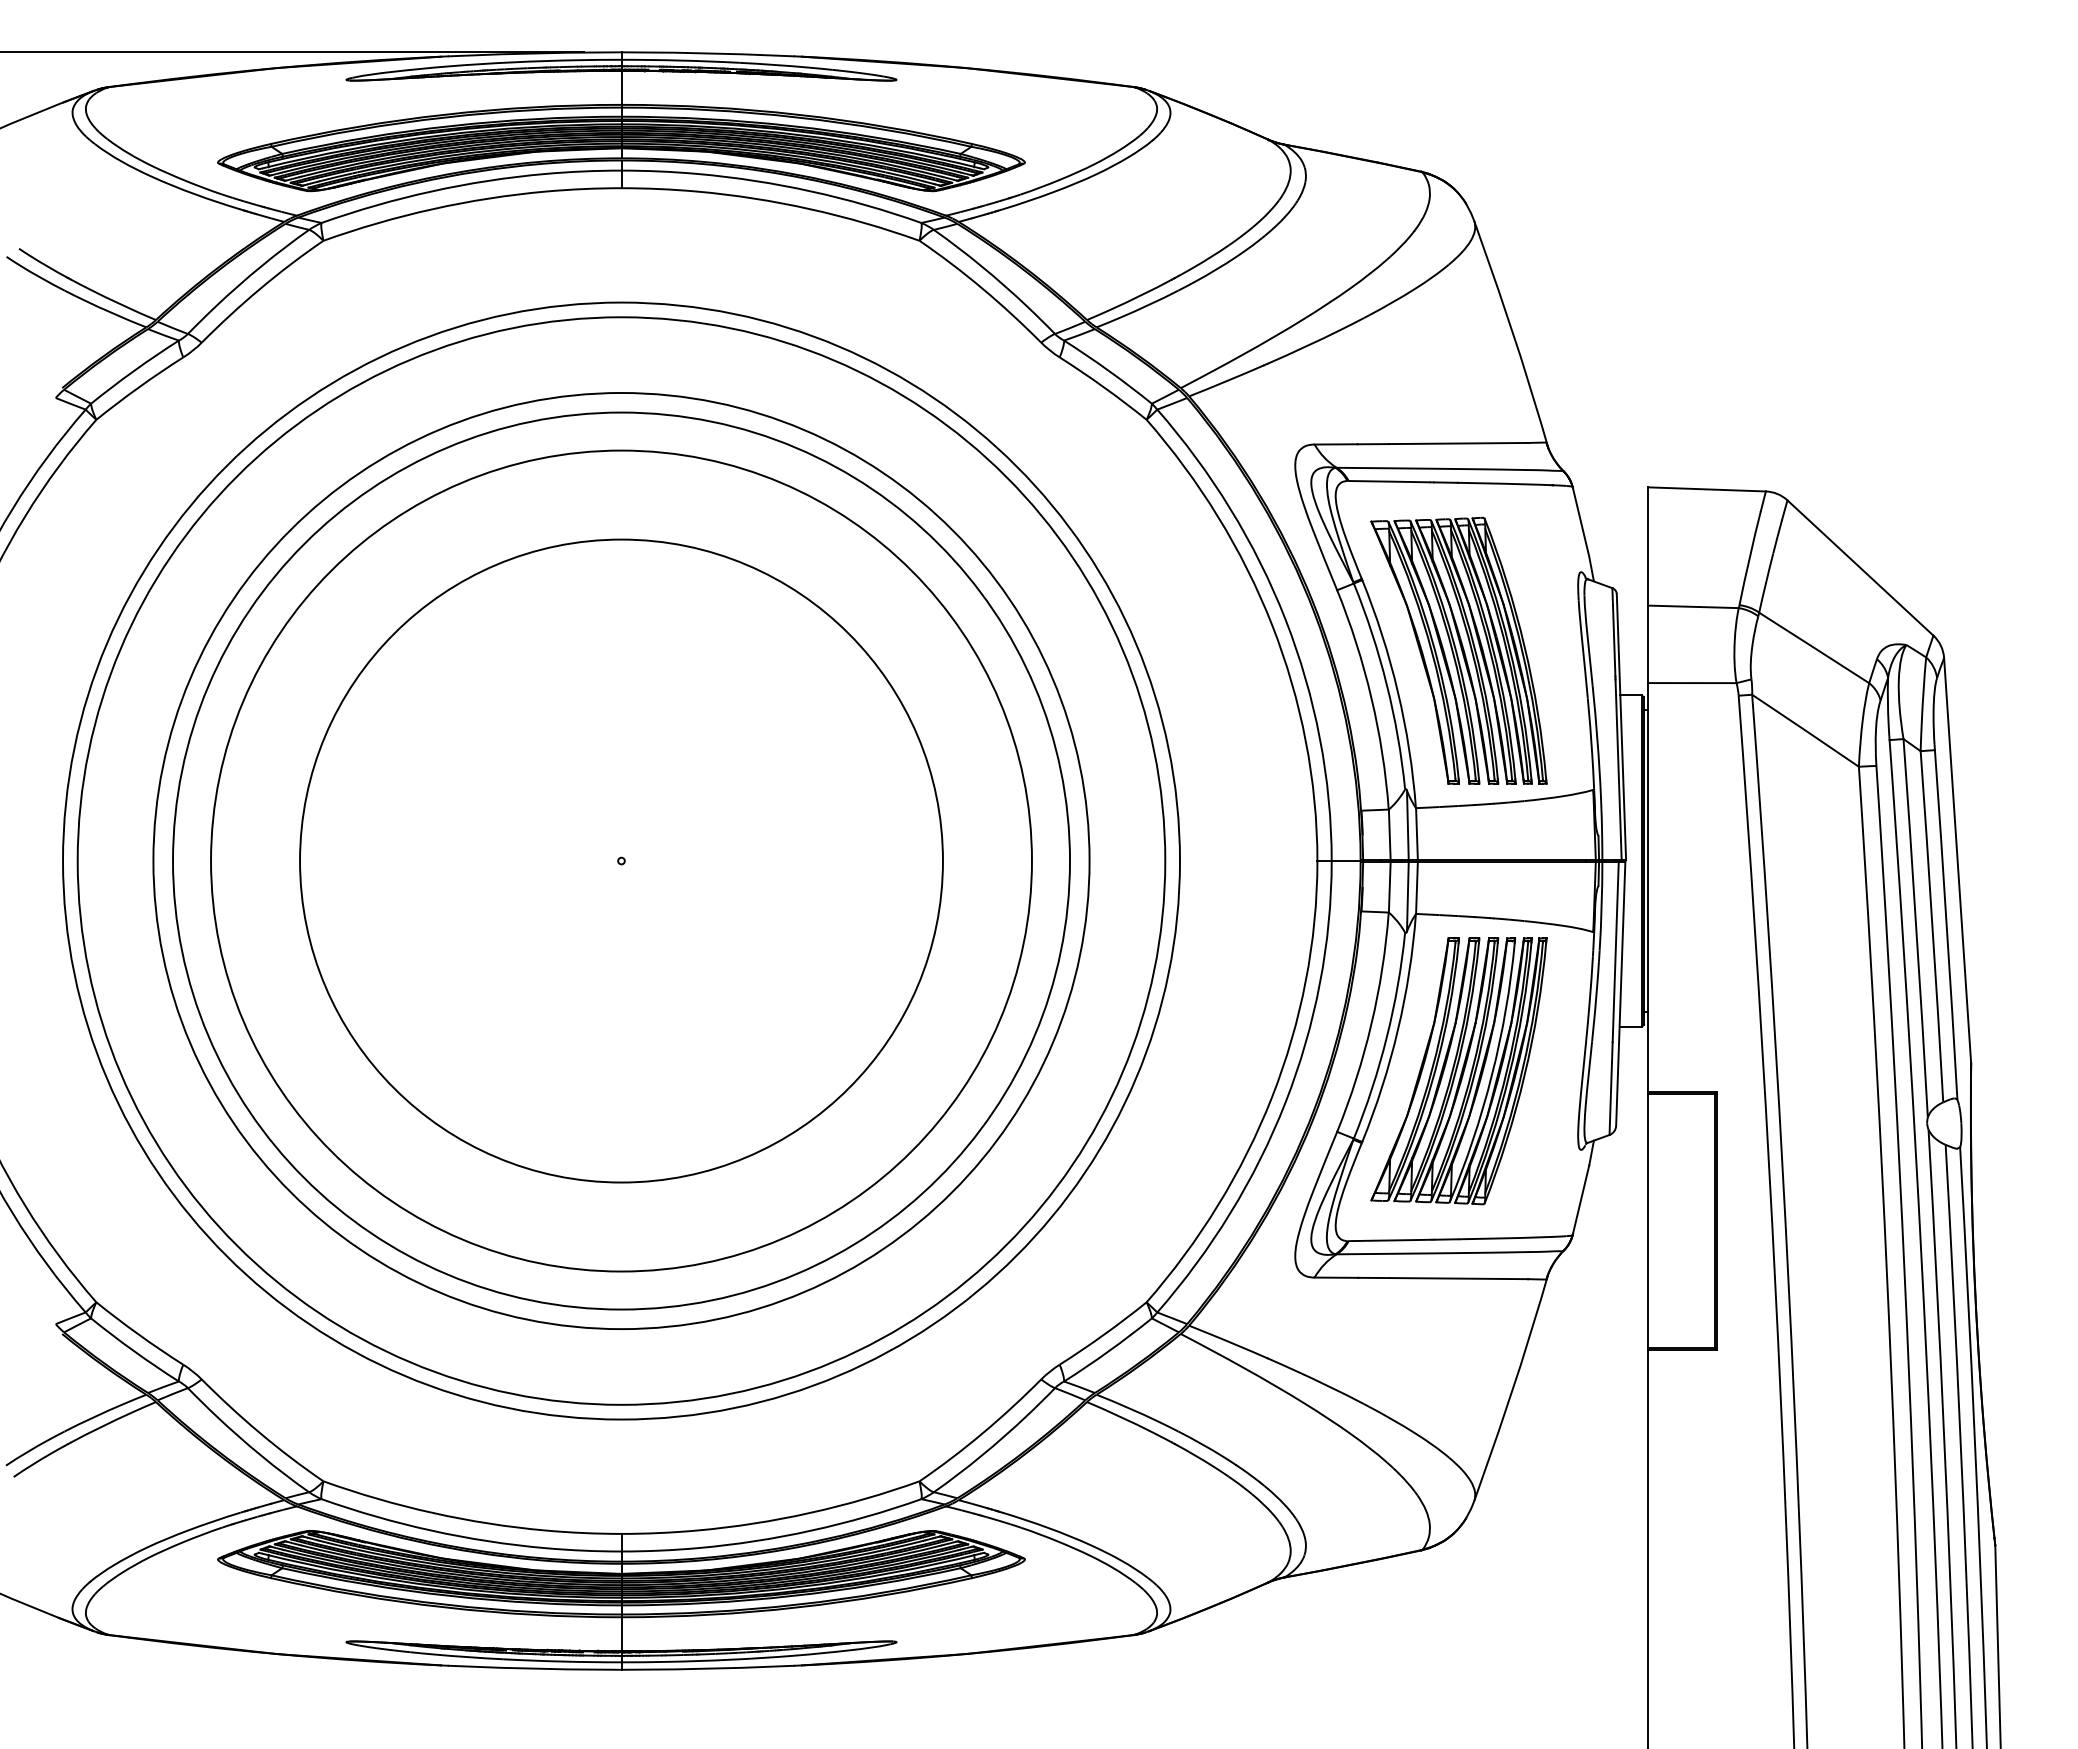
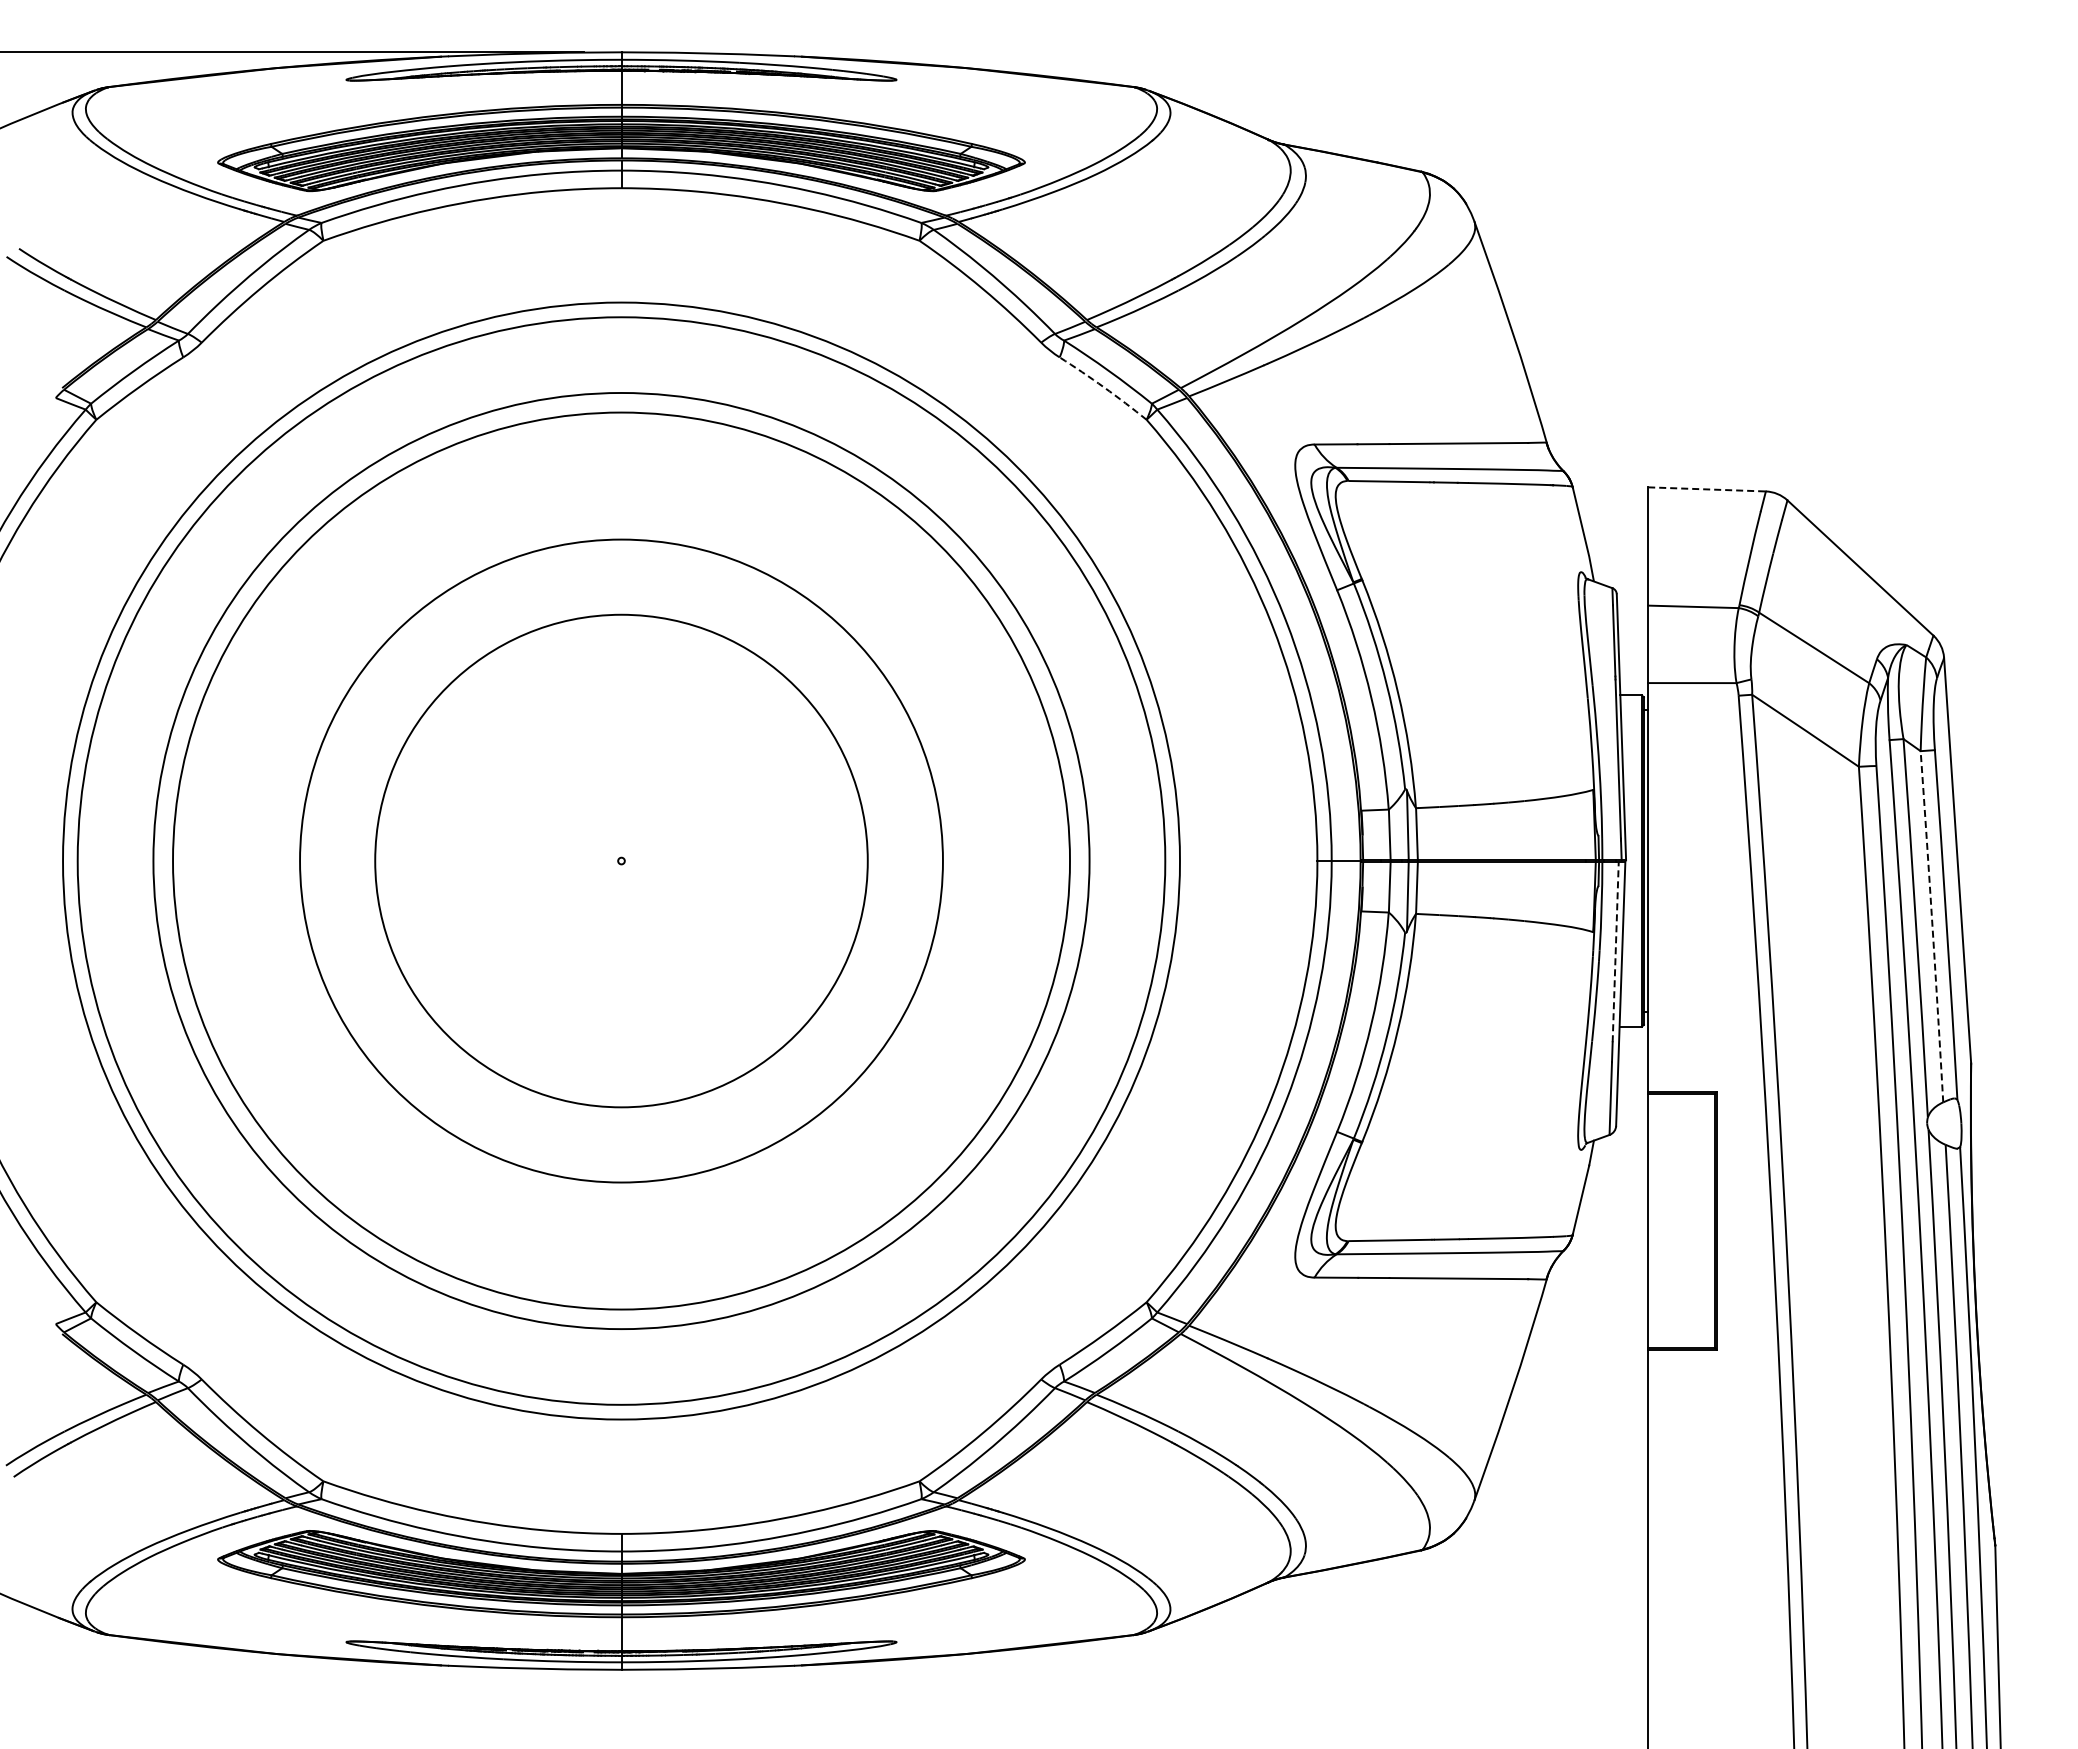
arc: solid -> dashed (1104, 387)
line: solid -> dashed (1707, 489)
part: present -> none (1458, 650)
circle diameter: 821 px -> 493 px (621, 860)
arc: solid -> dashed (1932, 926)
line: solid -> dashed (1615, 951)
part: present -> none (1458, 1071)
